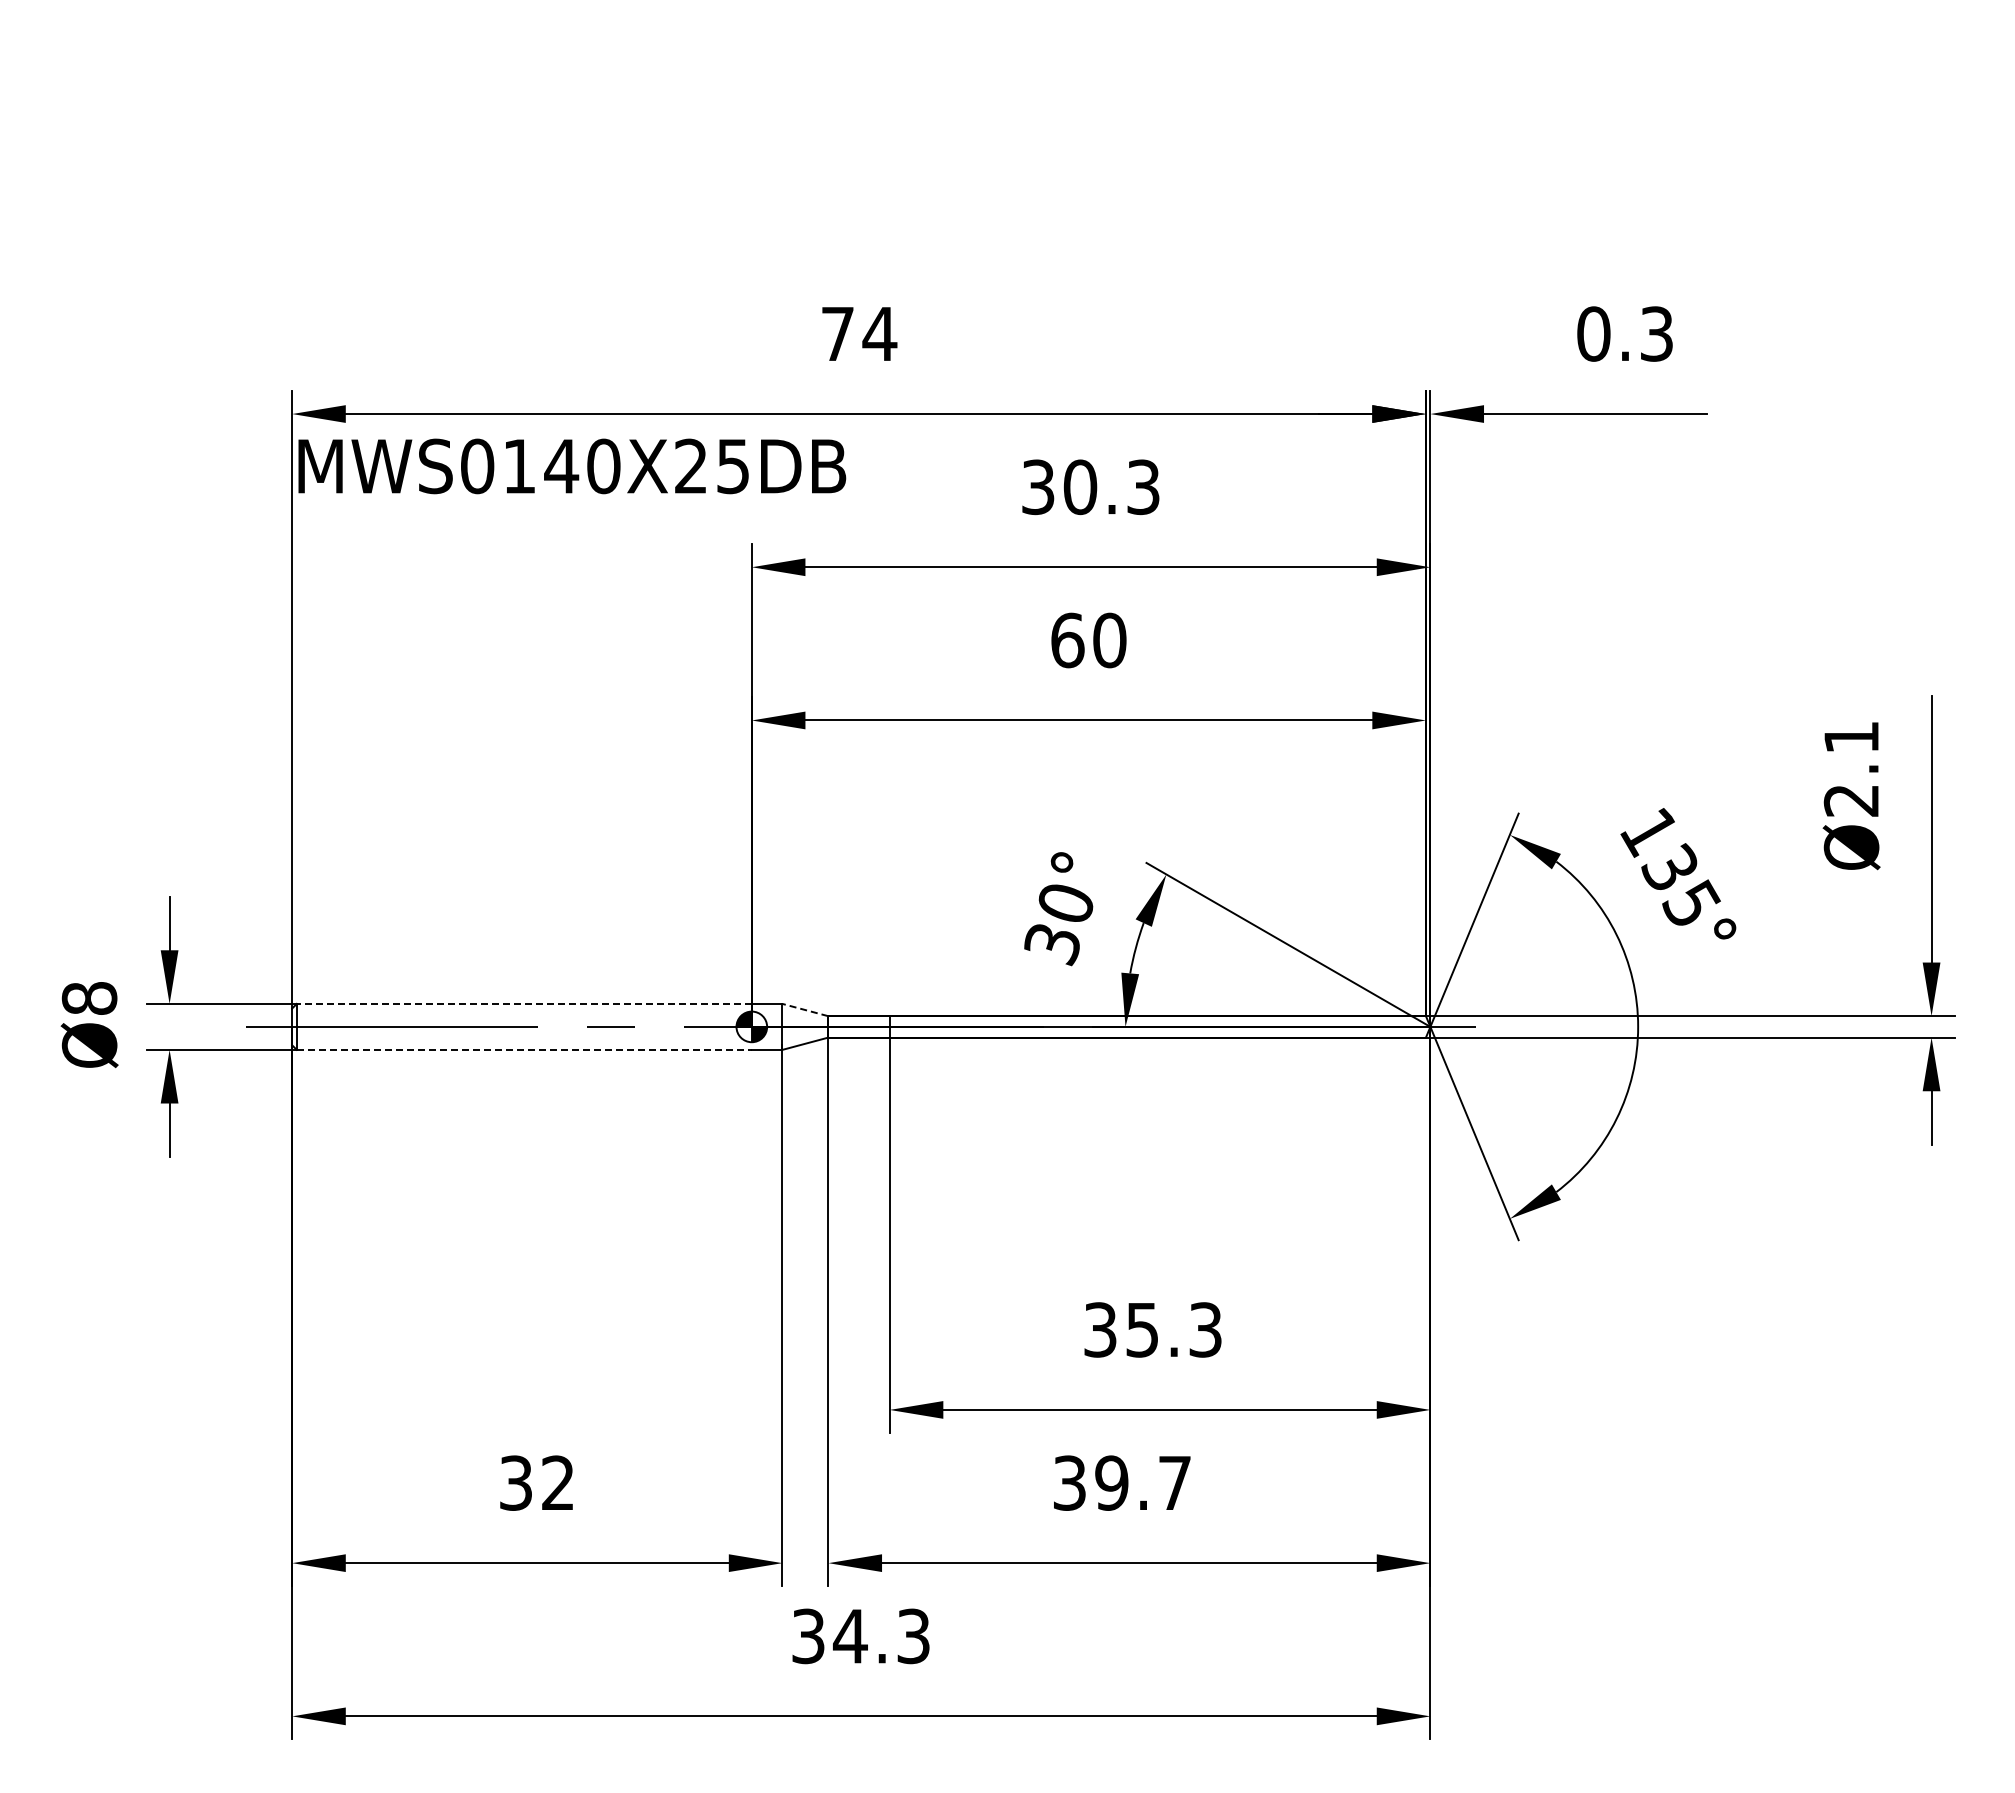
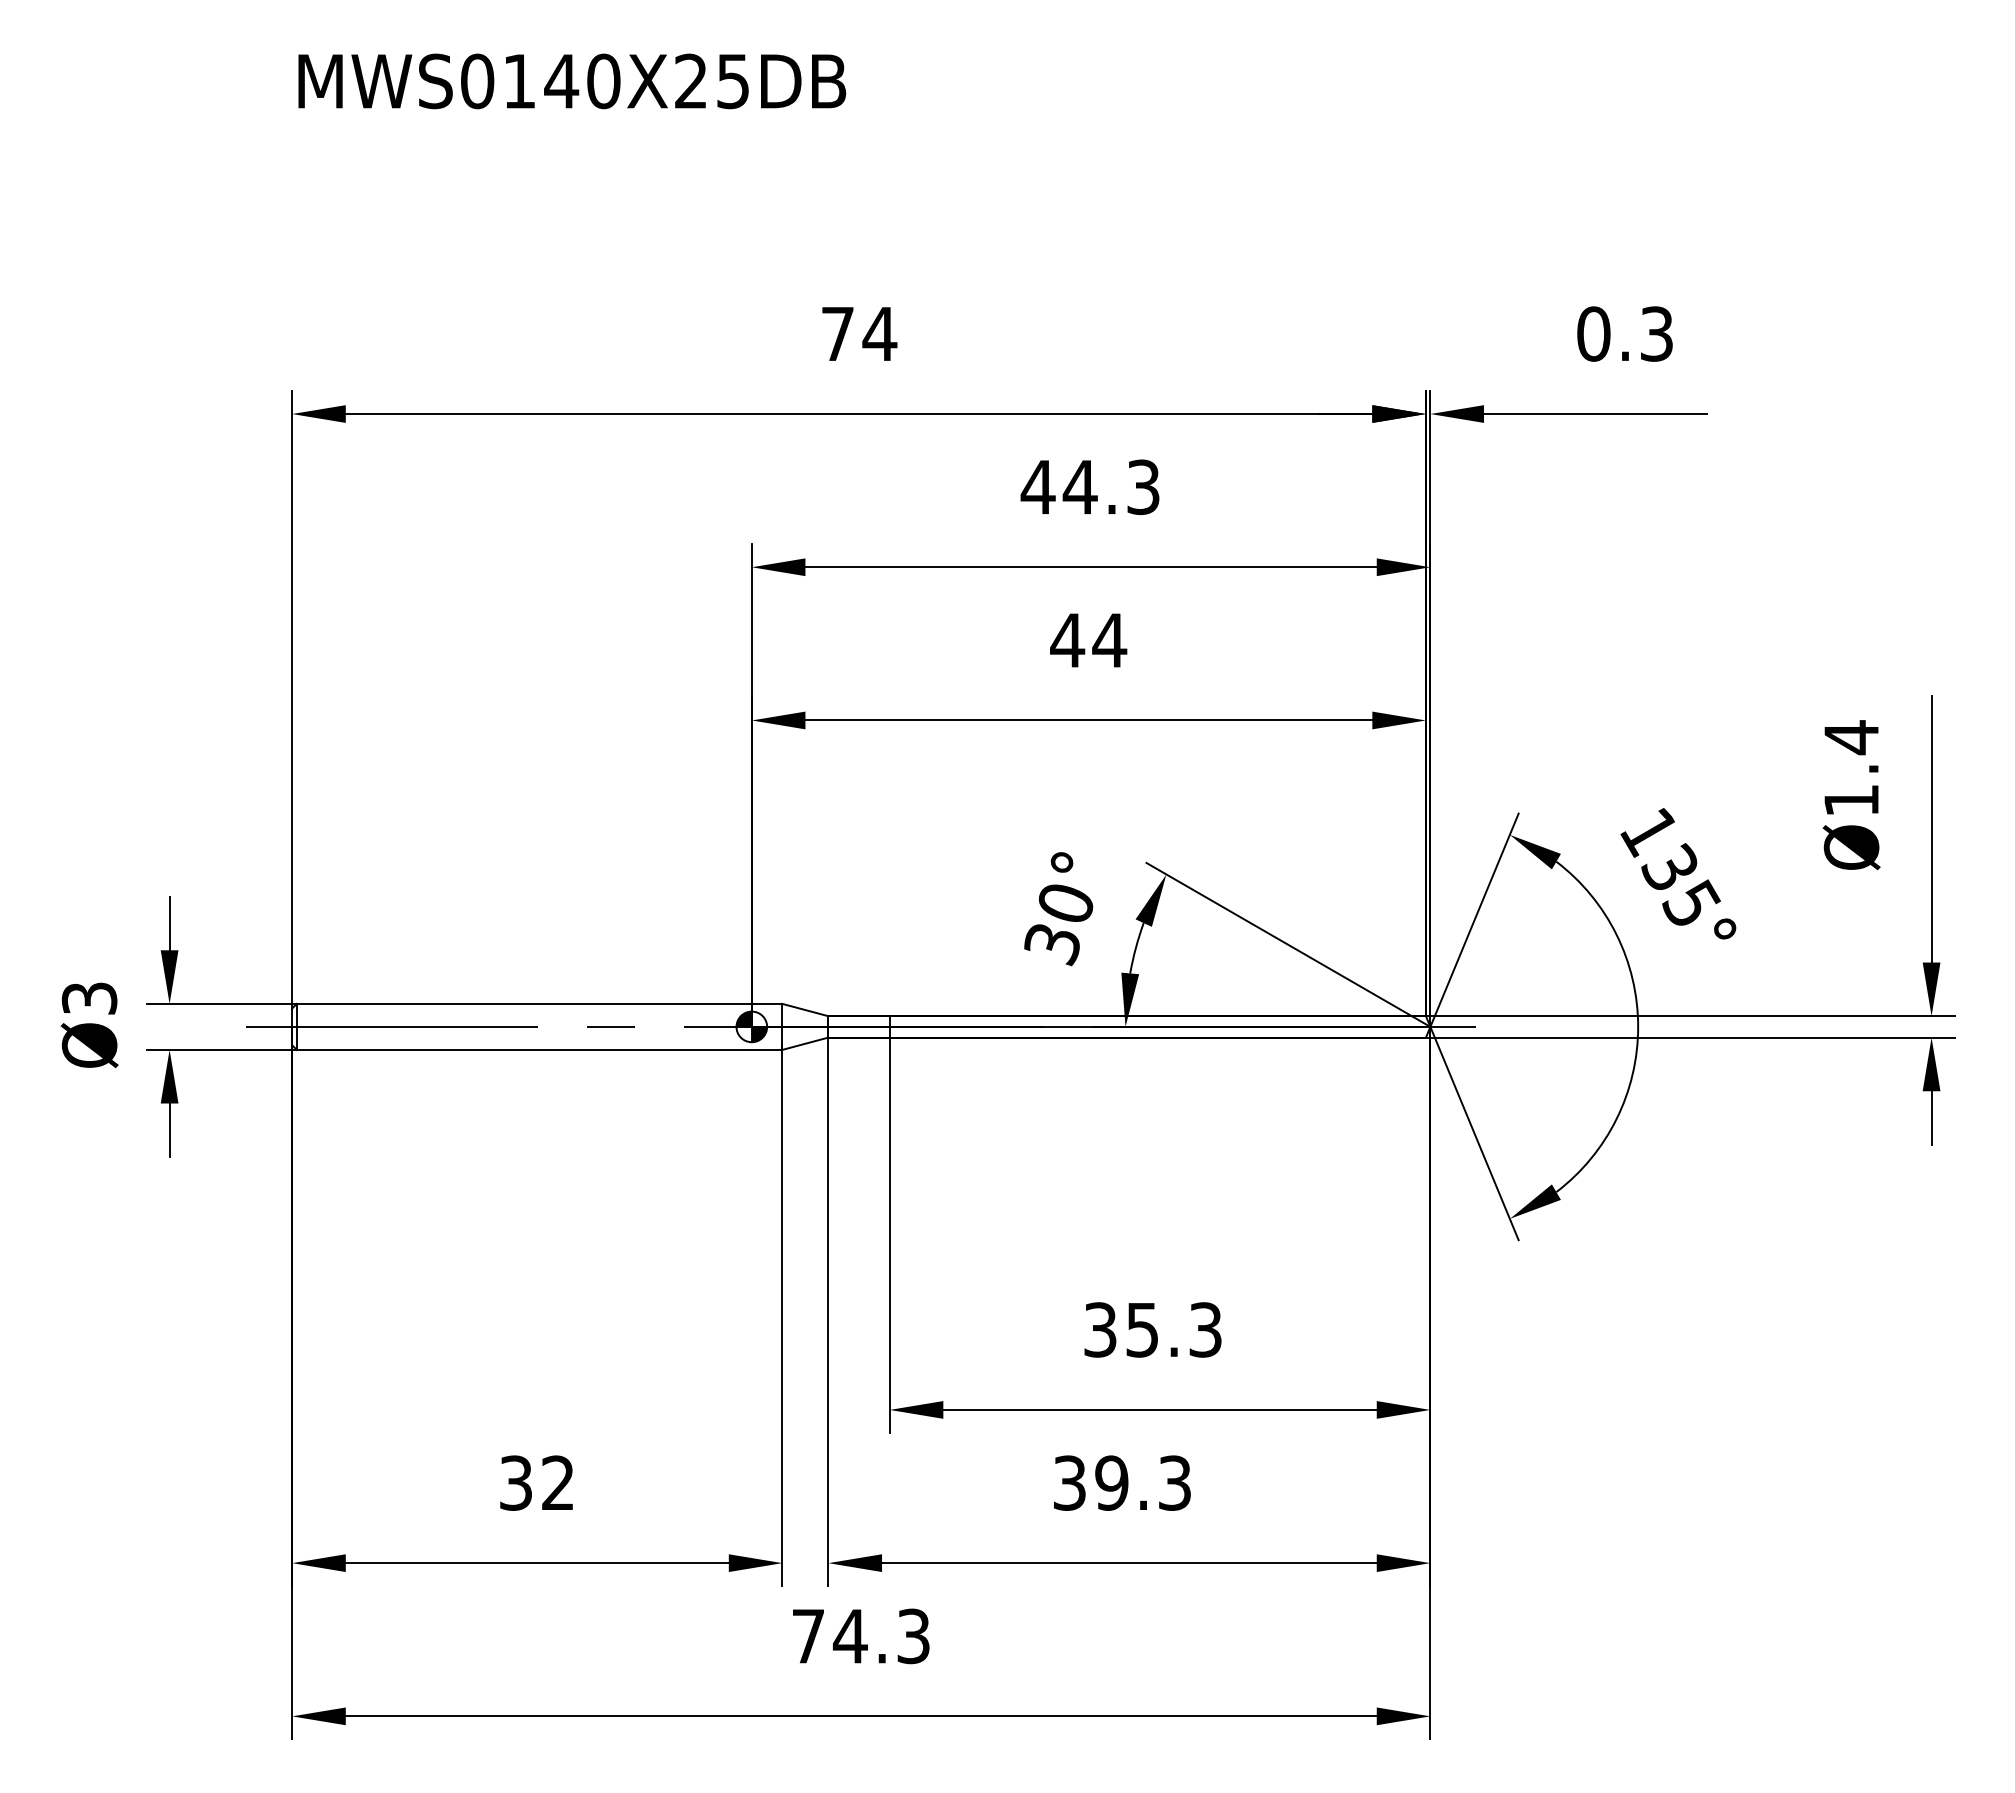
text position: (572, 466) -> (572, 81) (572, 81)
text: 30.3 -> 44.3 (1058, 487)
text: 60 -> 44 (1088, 640)
text: Ø2.1 -> Ø1.4 (1850, 768)
text: Ø8 -> Ø3 (89, 998)
line: dashed -> solid (524, 1003)
line: dashed -> solid (805, 1010)
line: dashed -> solid (524, 1049)
text: 39.7 -> 39.3 (1174, 1482)
text: 34.3 -> 74.3 (808, 1636)
